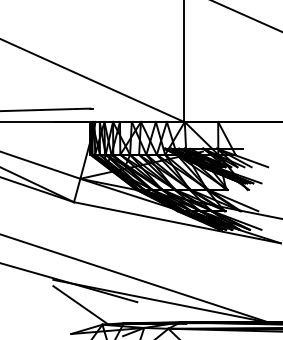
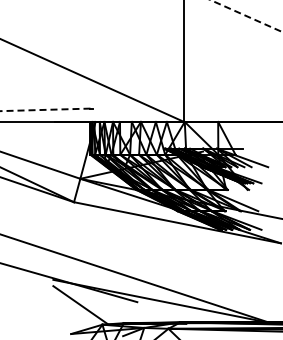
line: solid -> dashed (247, 16)
line: solid -> dashed (45, 109)
